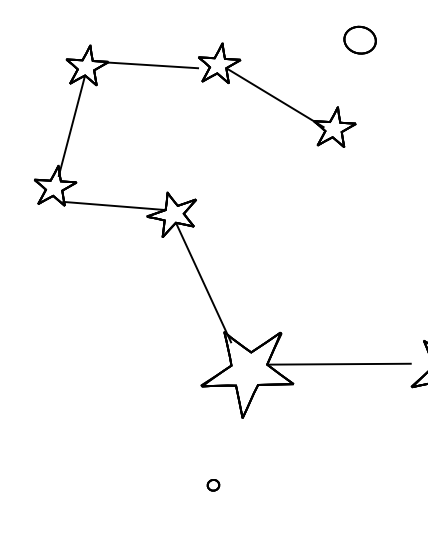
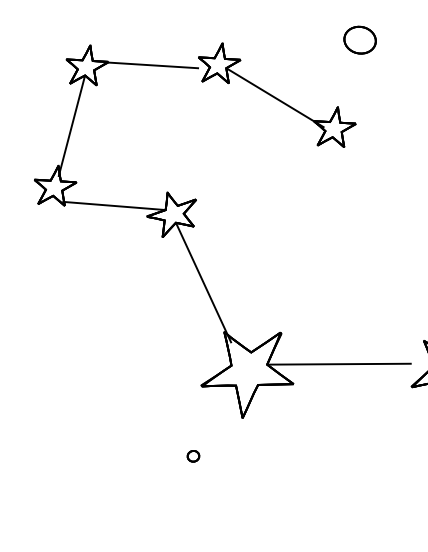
part position: (213, 485) -> (193, 456) (193, 456)
